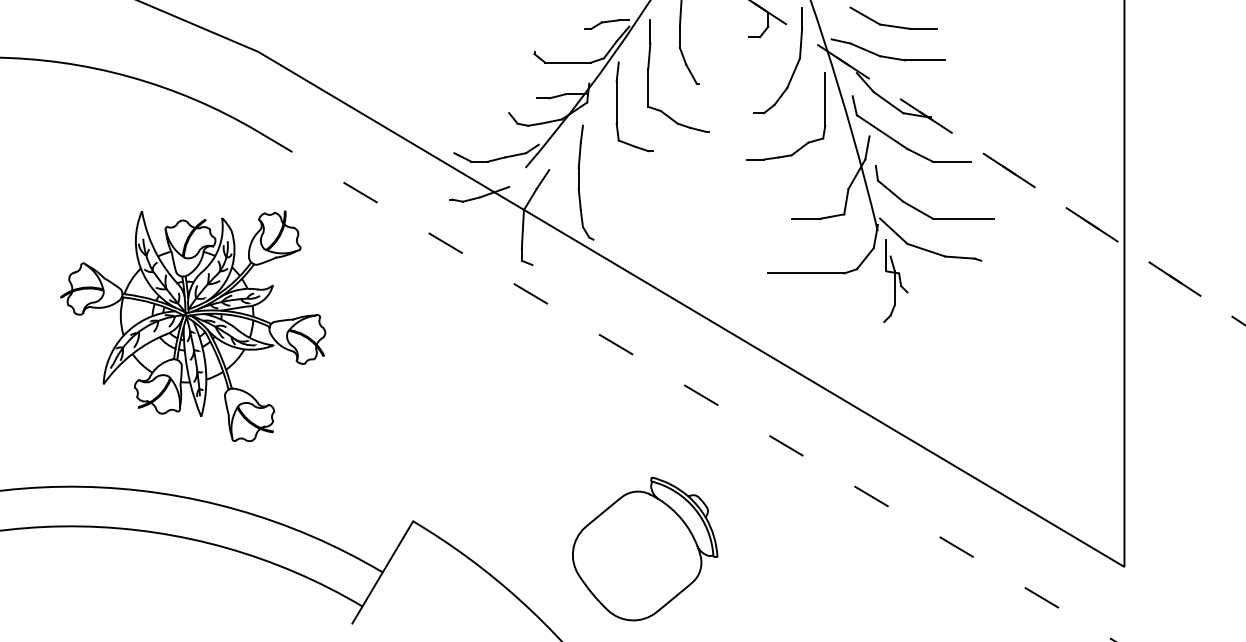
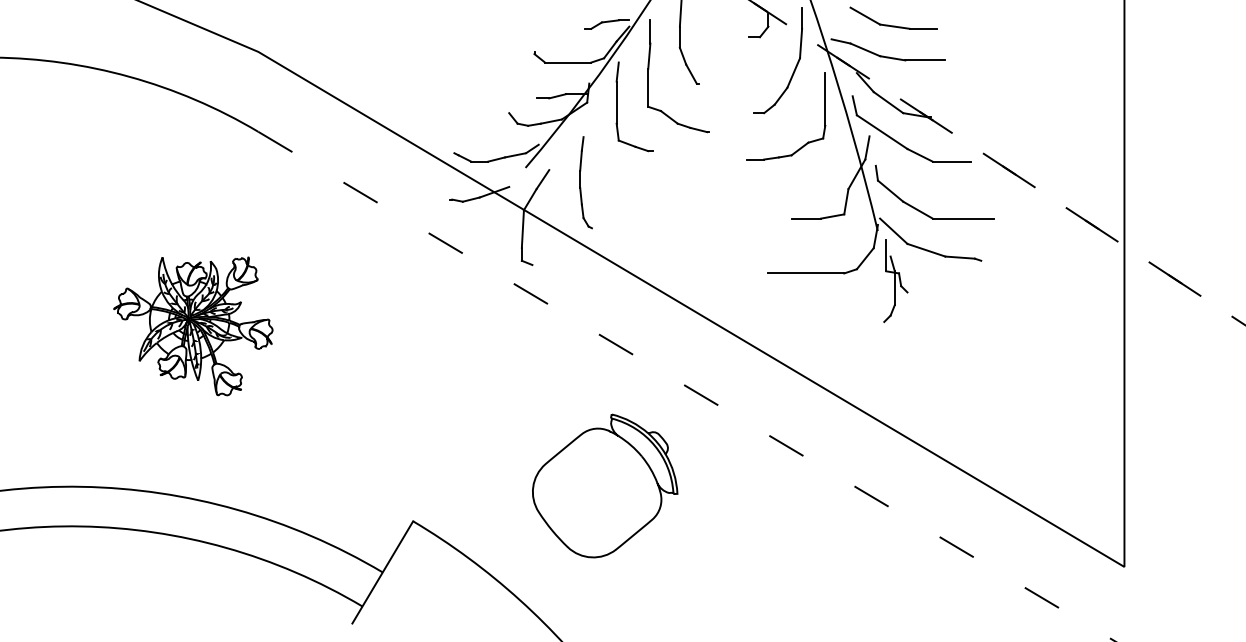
part size: 18x117 px -> 14x94 px (585, 182)
part size: 267x233 px -> 161x141 px (193, 326)
part position: (645, 548) -> (605, 485) (605, 485)
